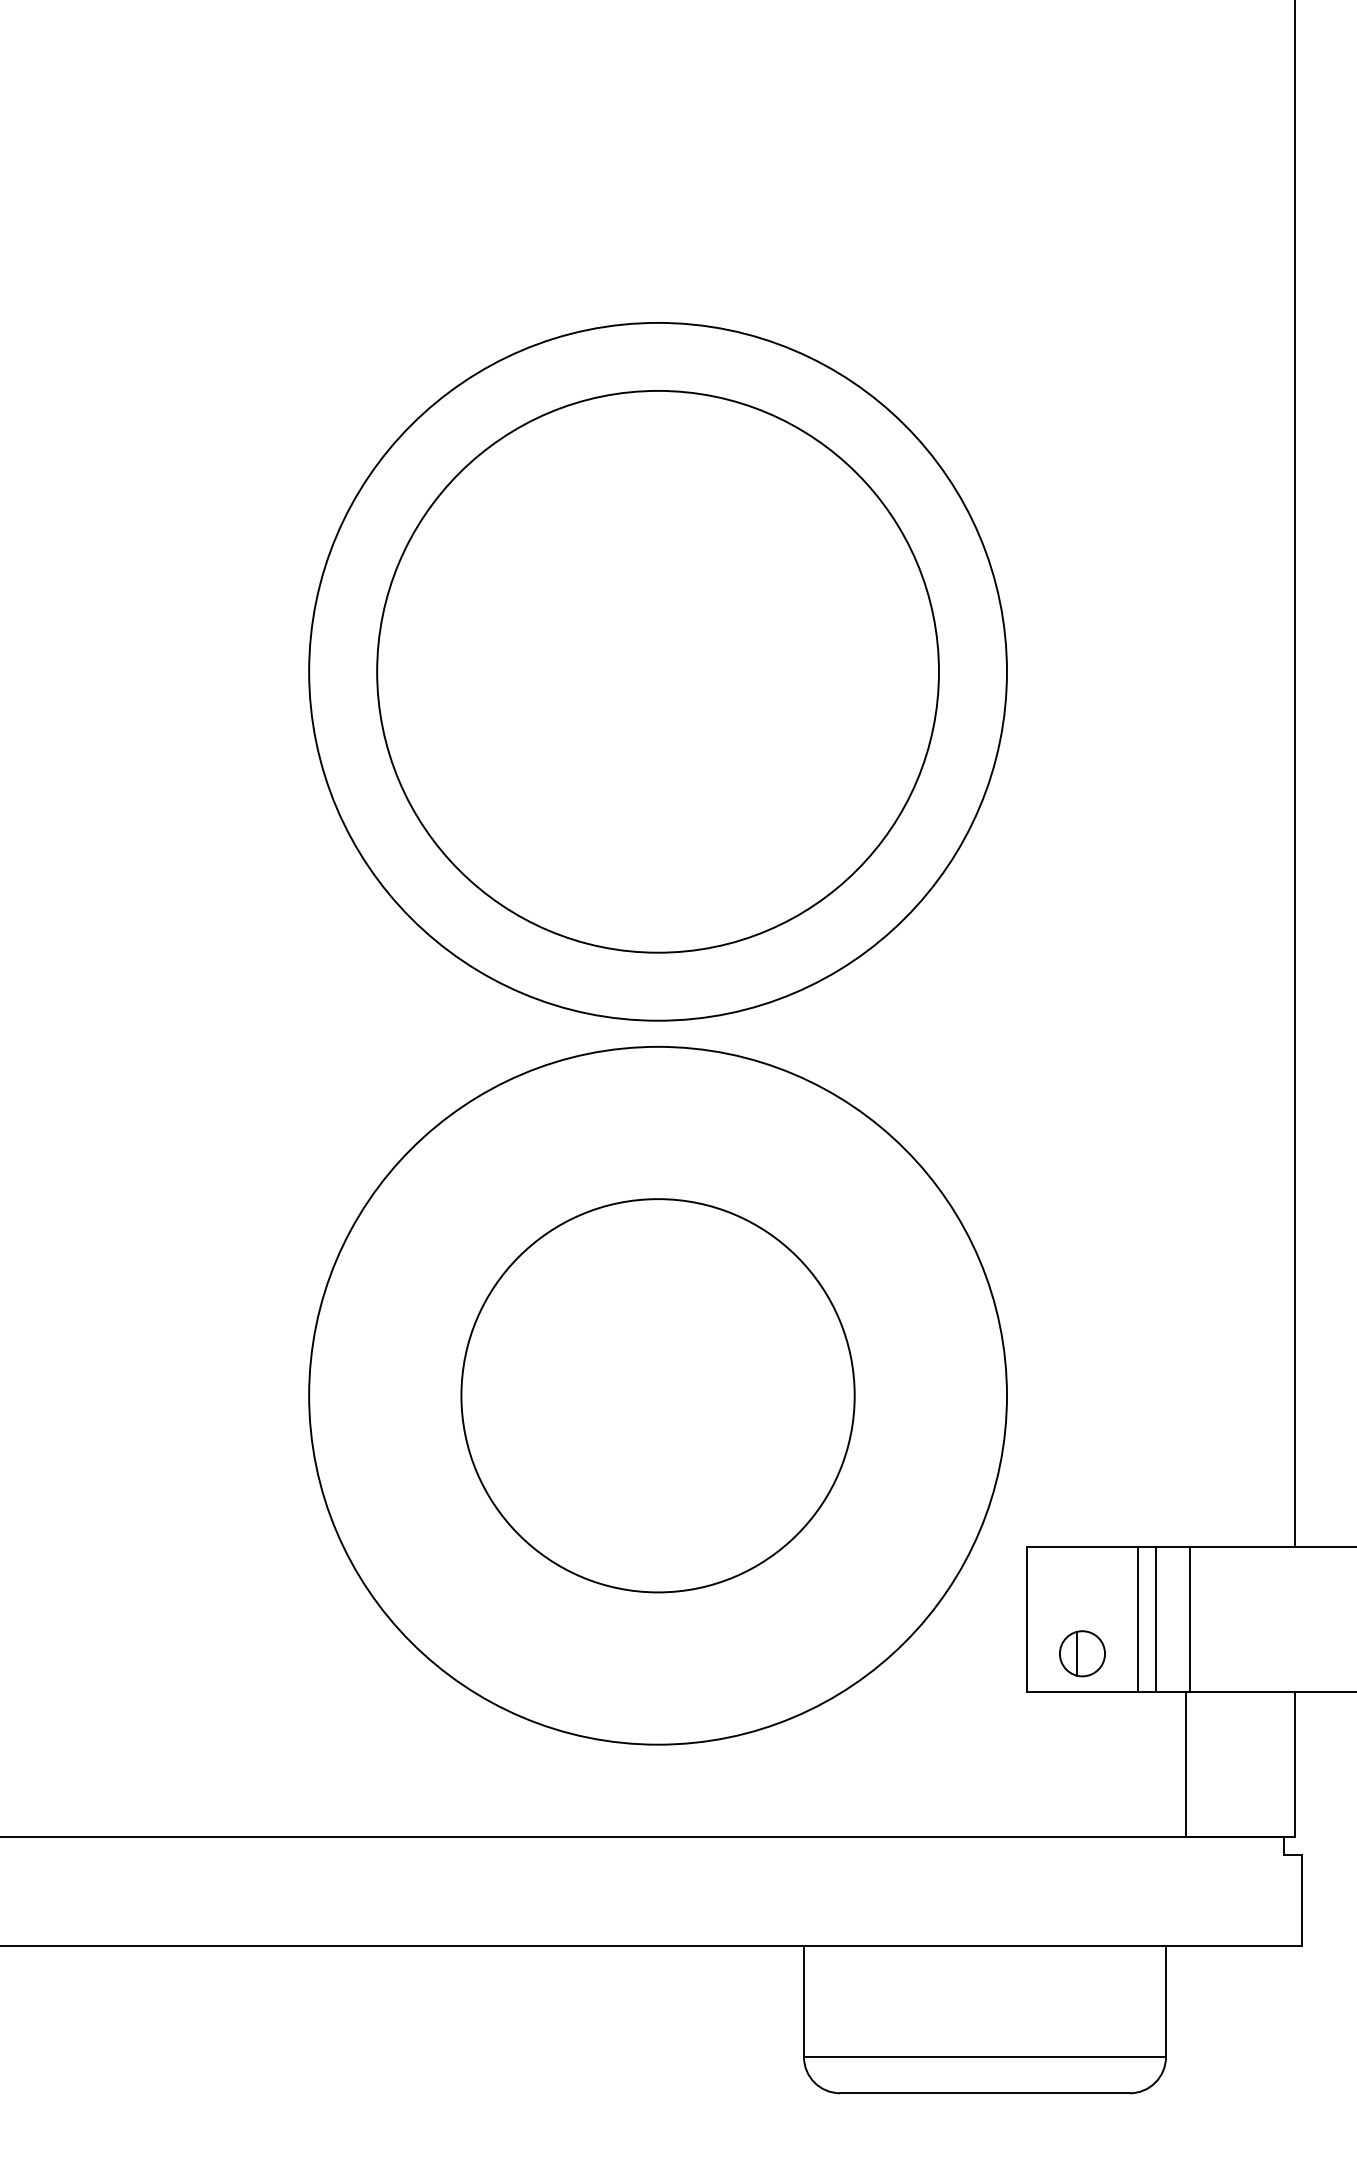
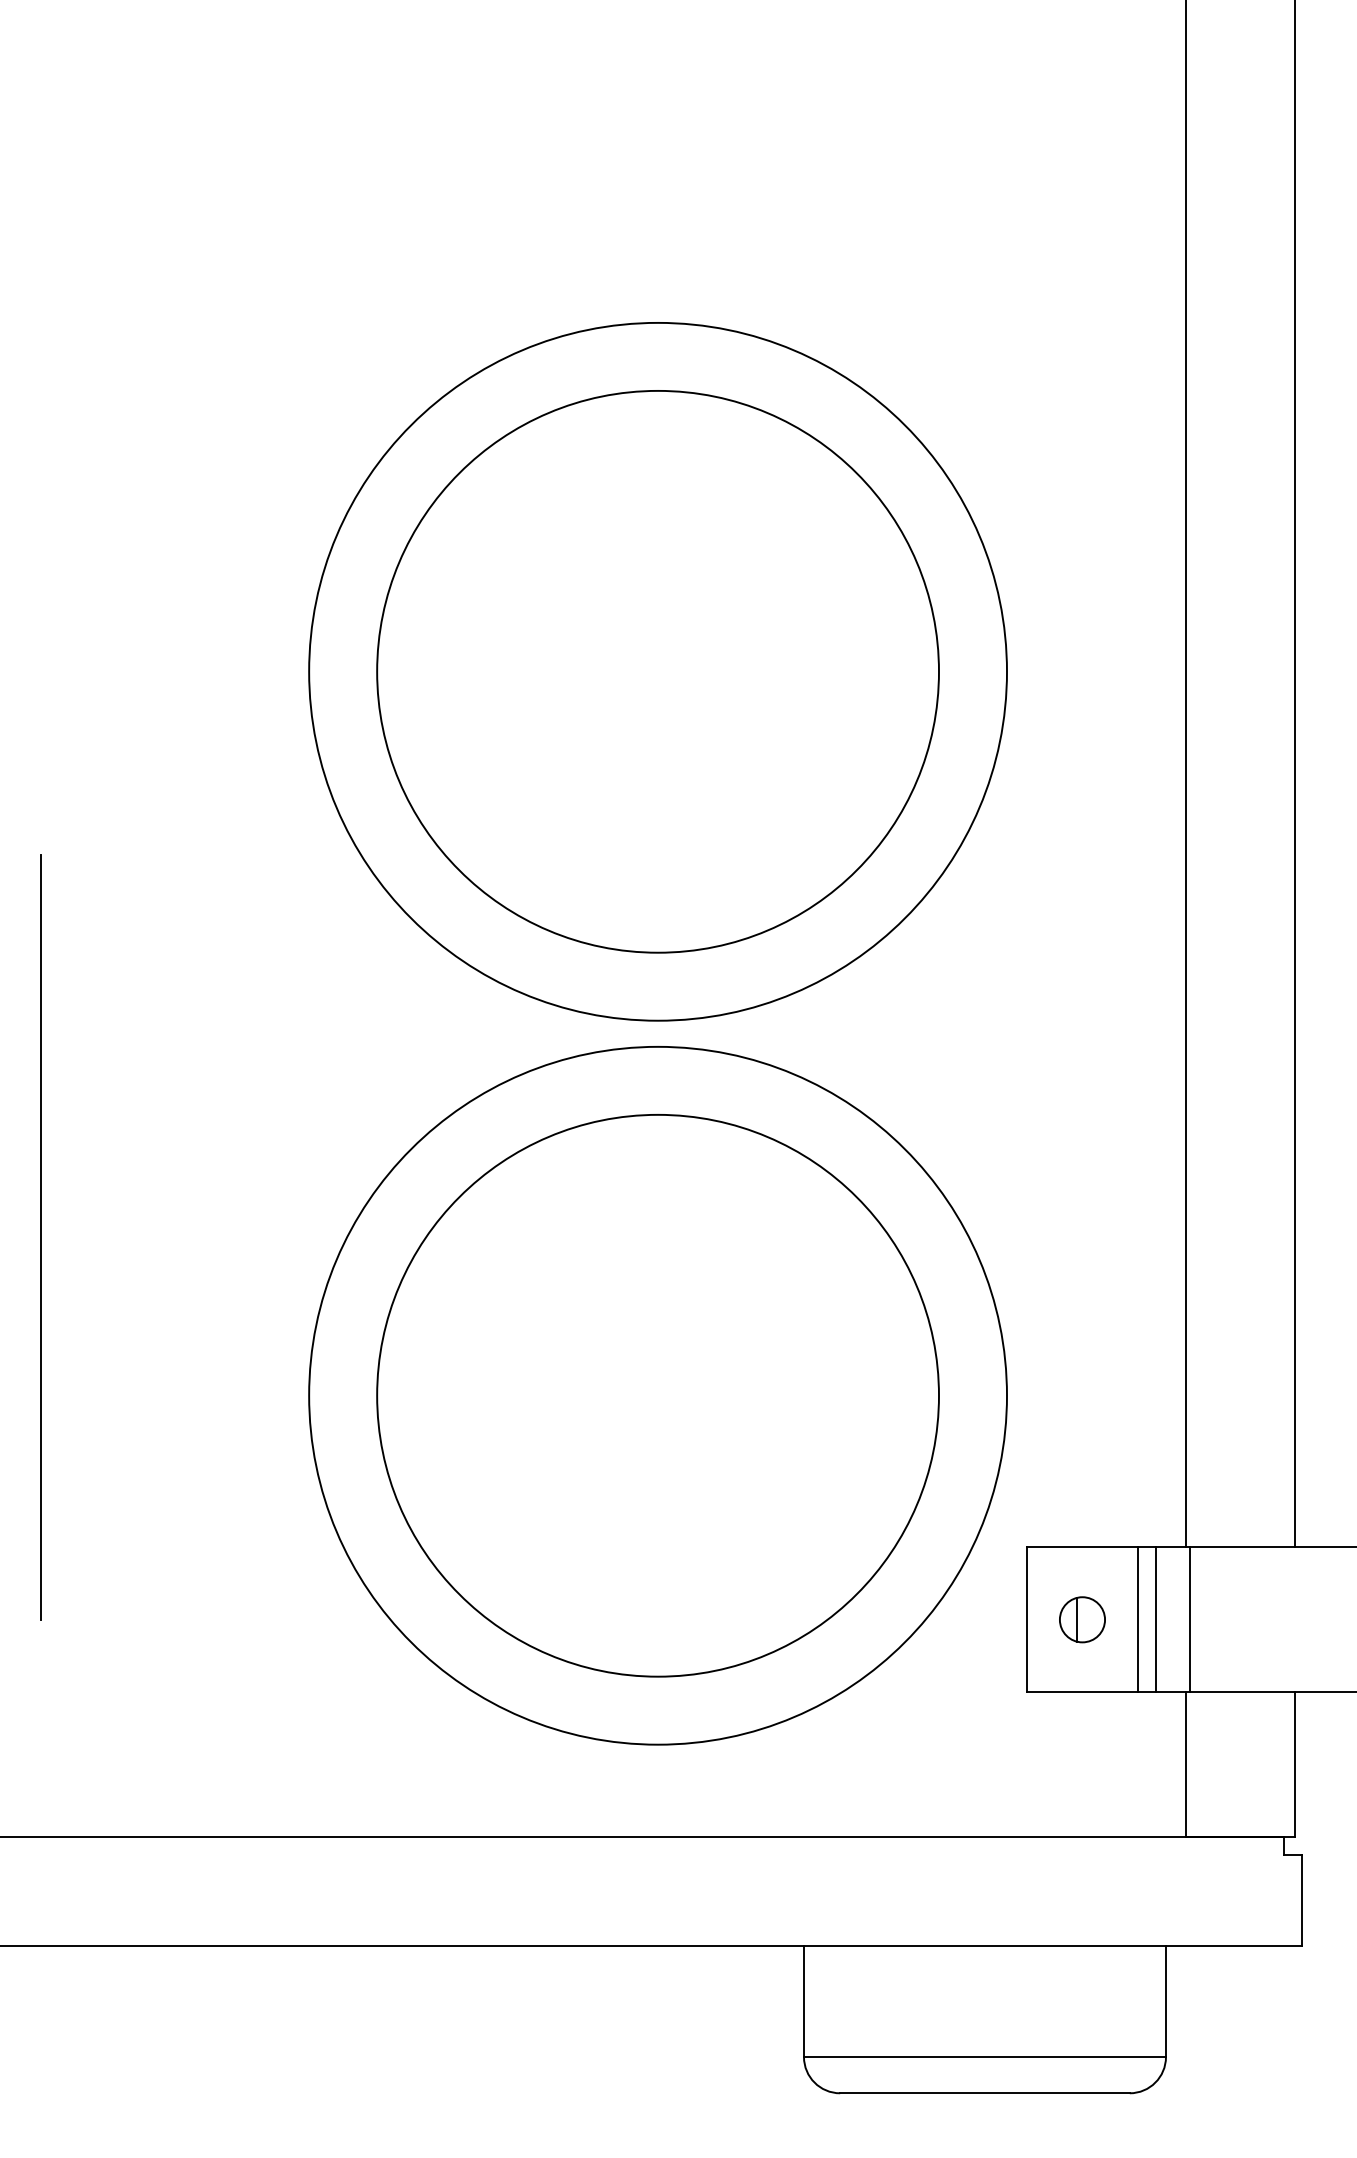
line: none -> present (1185, 774)
line: none -> present (40, 1237)
circle diameter: 393 px -> 562 px (657, 1395)
part position: (1082, 1653) -> (1082, 1619) (1082, 1619)
